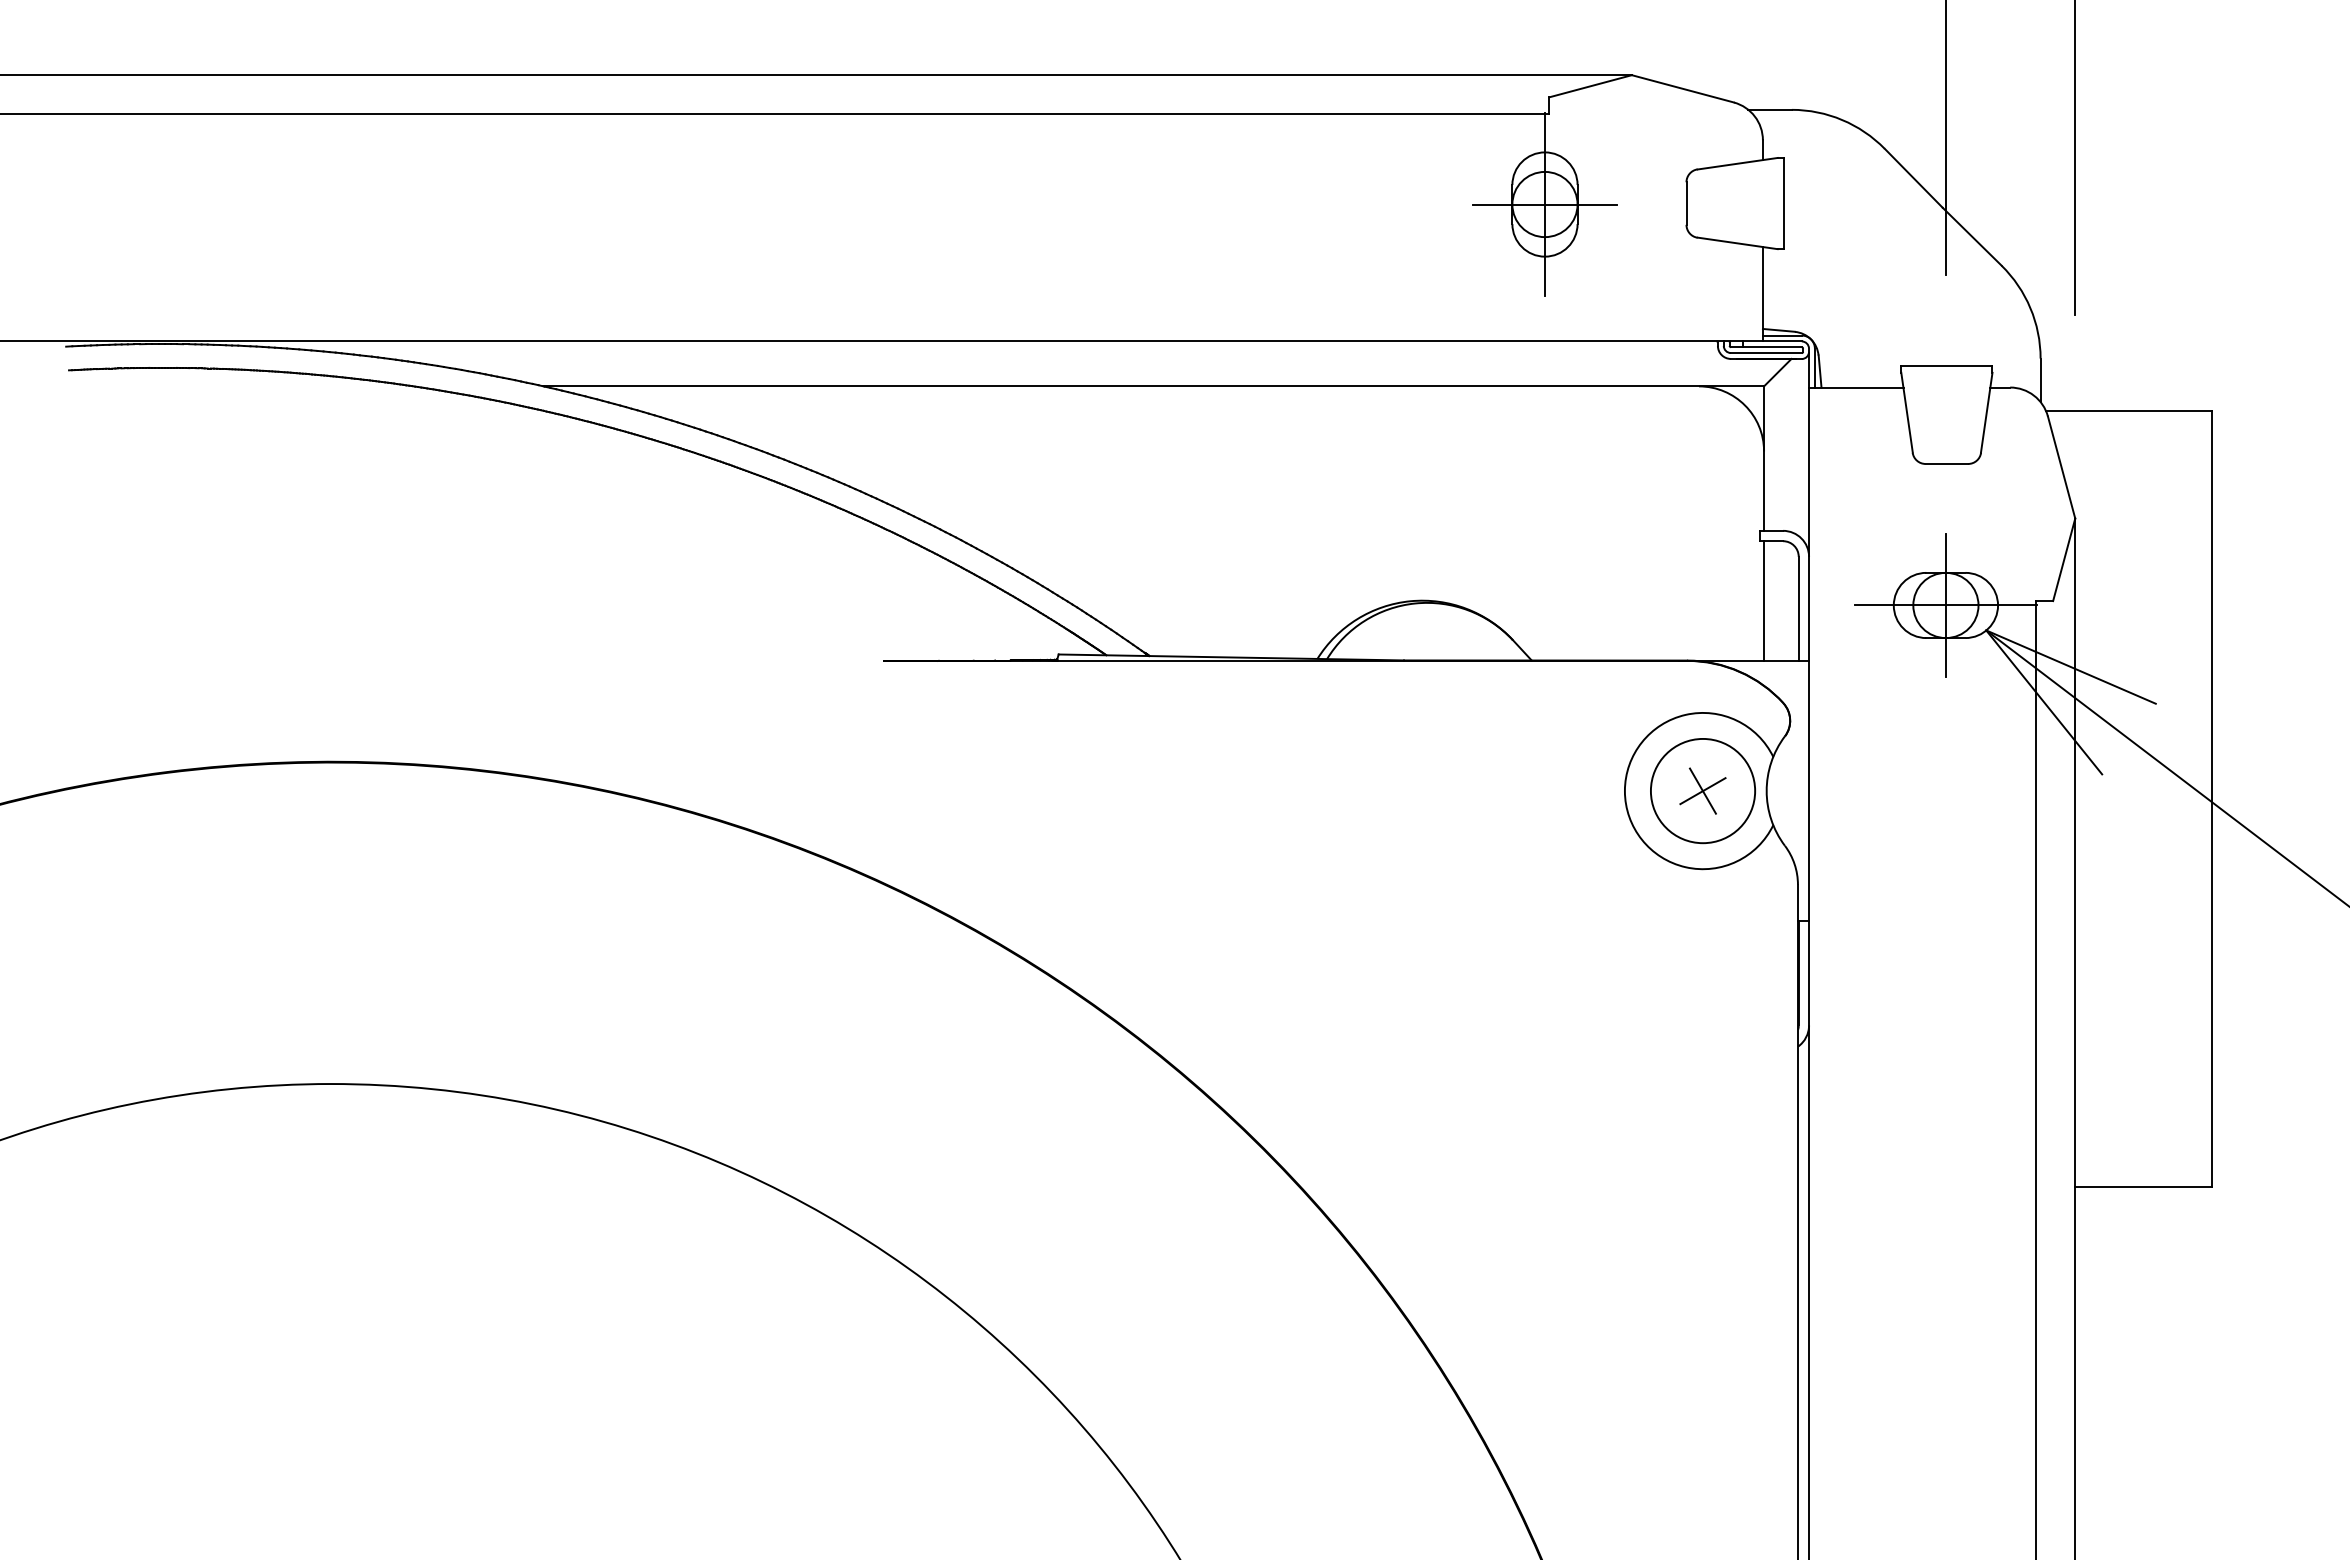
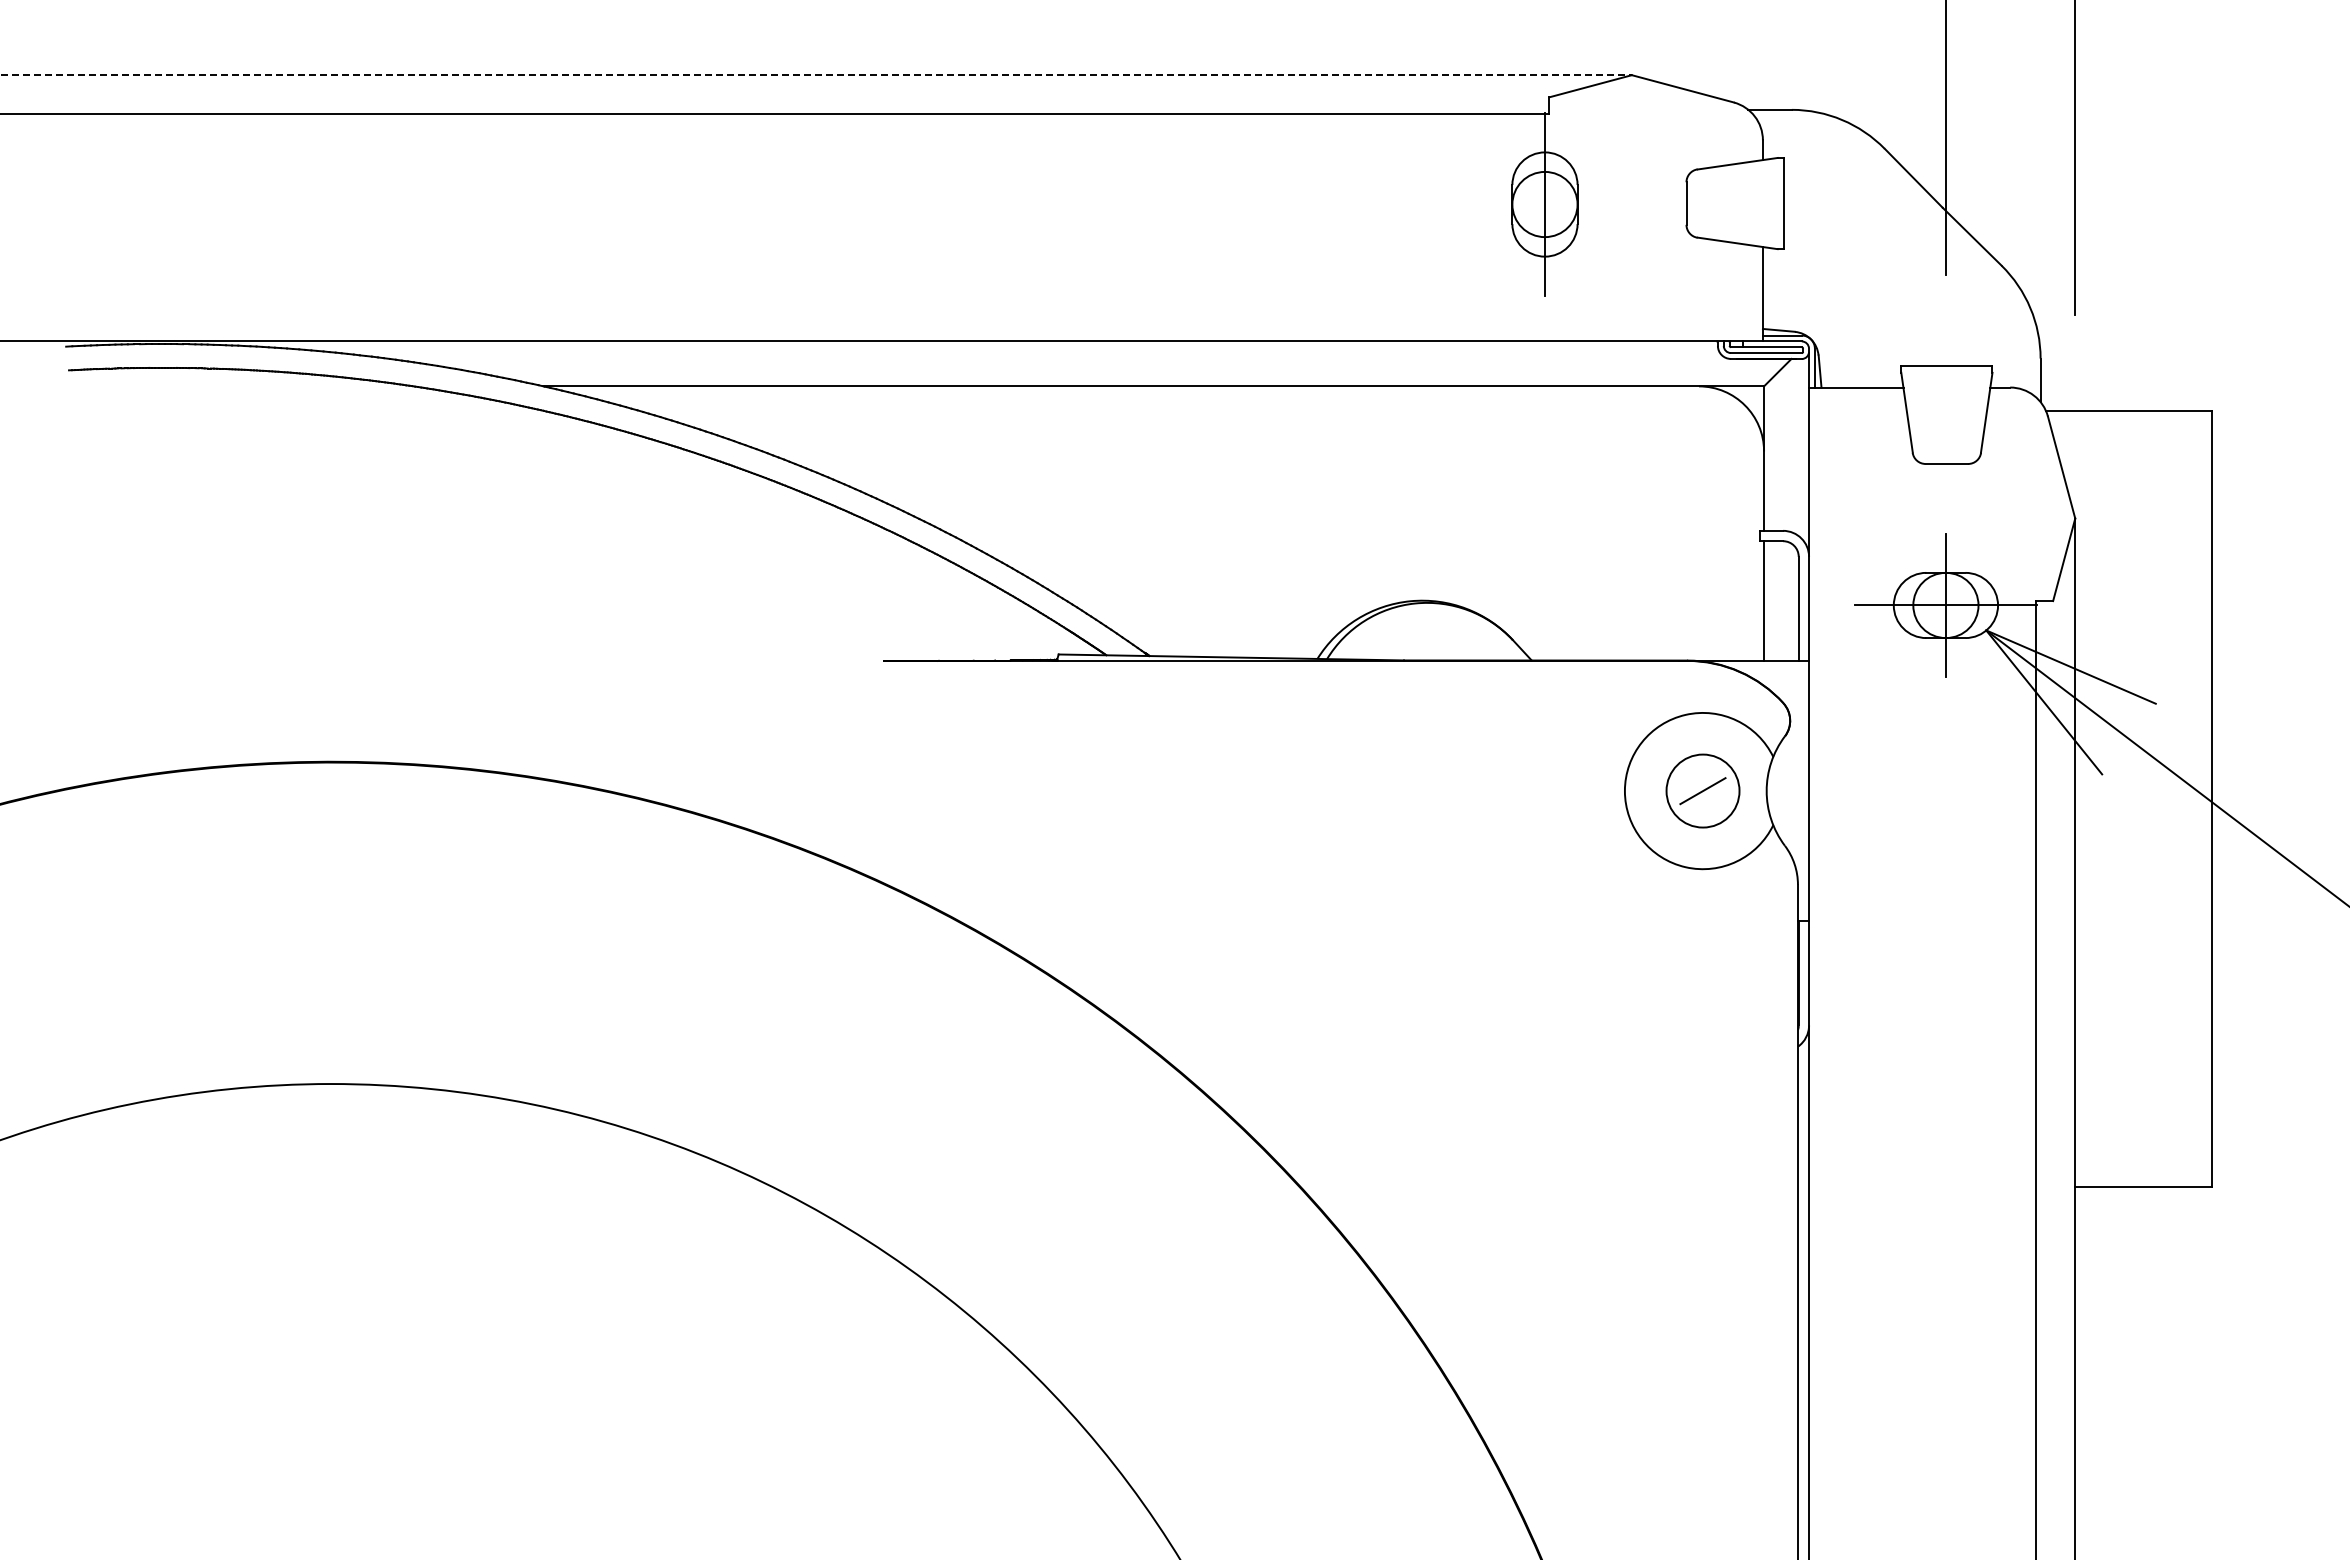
line: solid -> dashed (816, 75)
line: present -> none (1544, 204)
circle diameter: 104 px -> 73 px (1702, 790)
line: present -> none (1702, 790)
